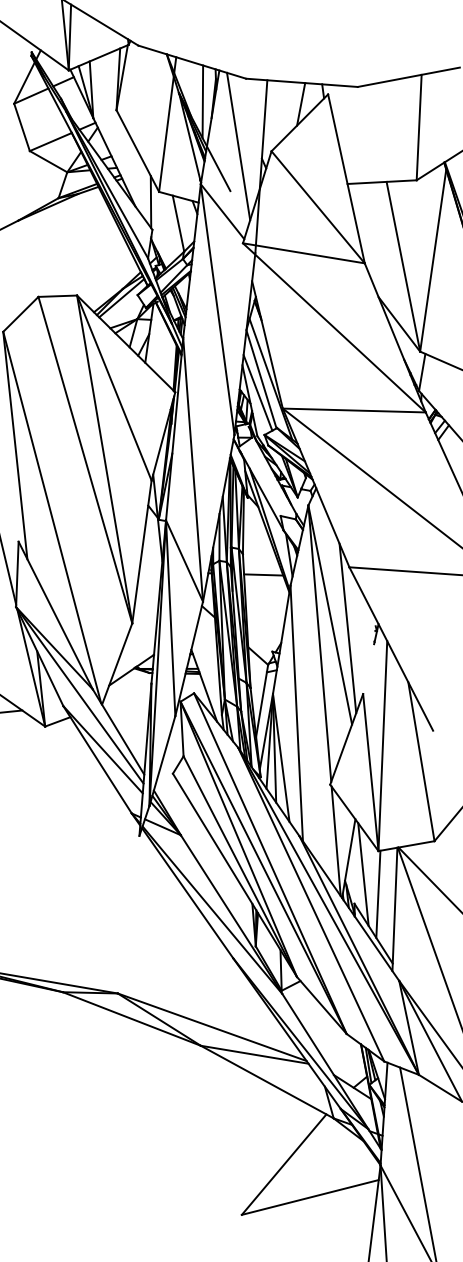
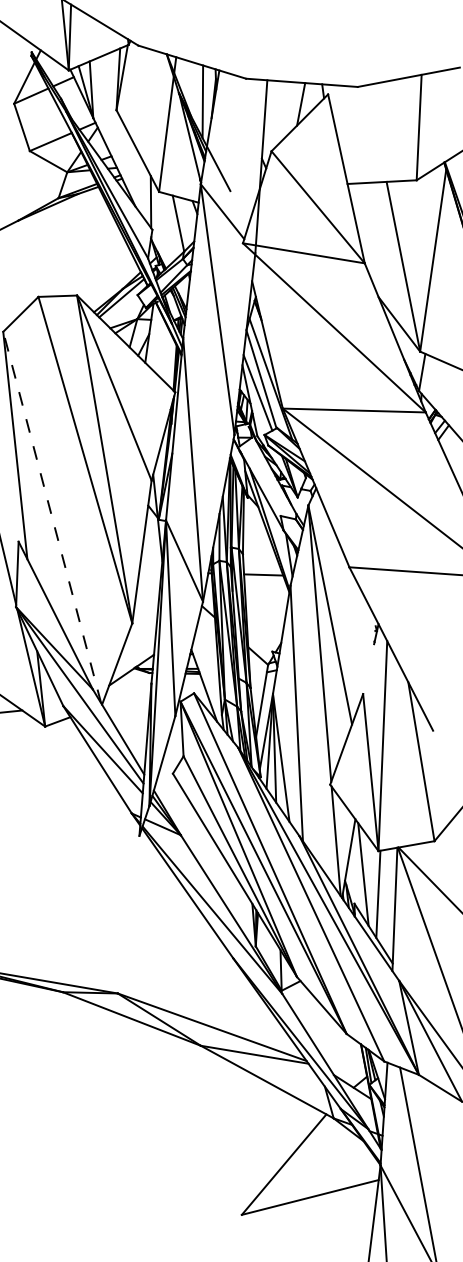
line: present -> none (238, 146)
line: solid -> dashed (52, 517)
line: present -> none (347, 628)
